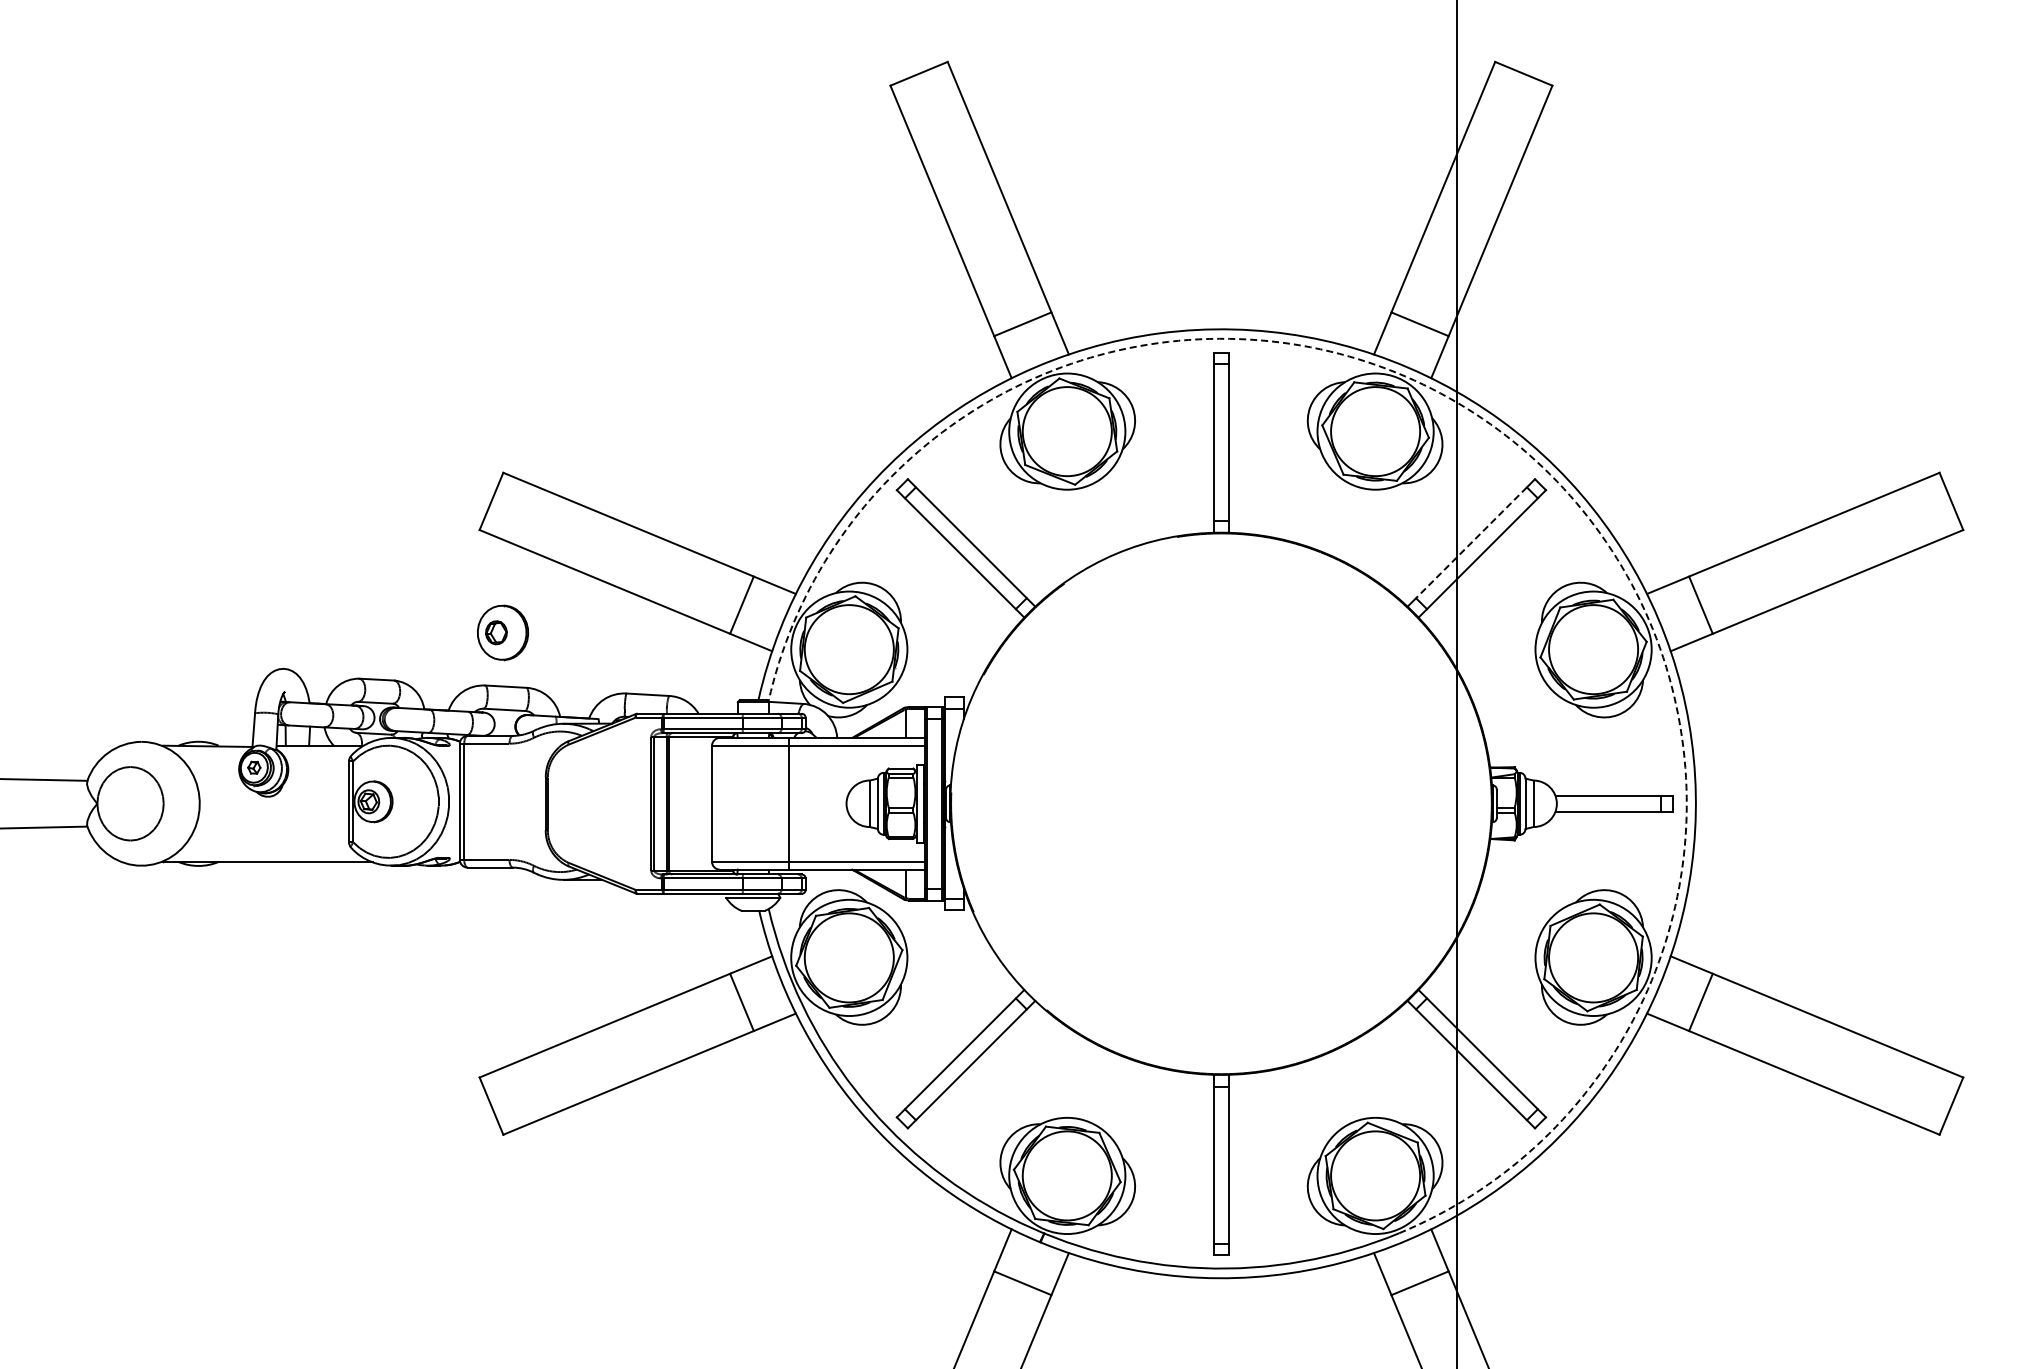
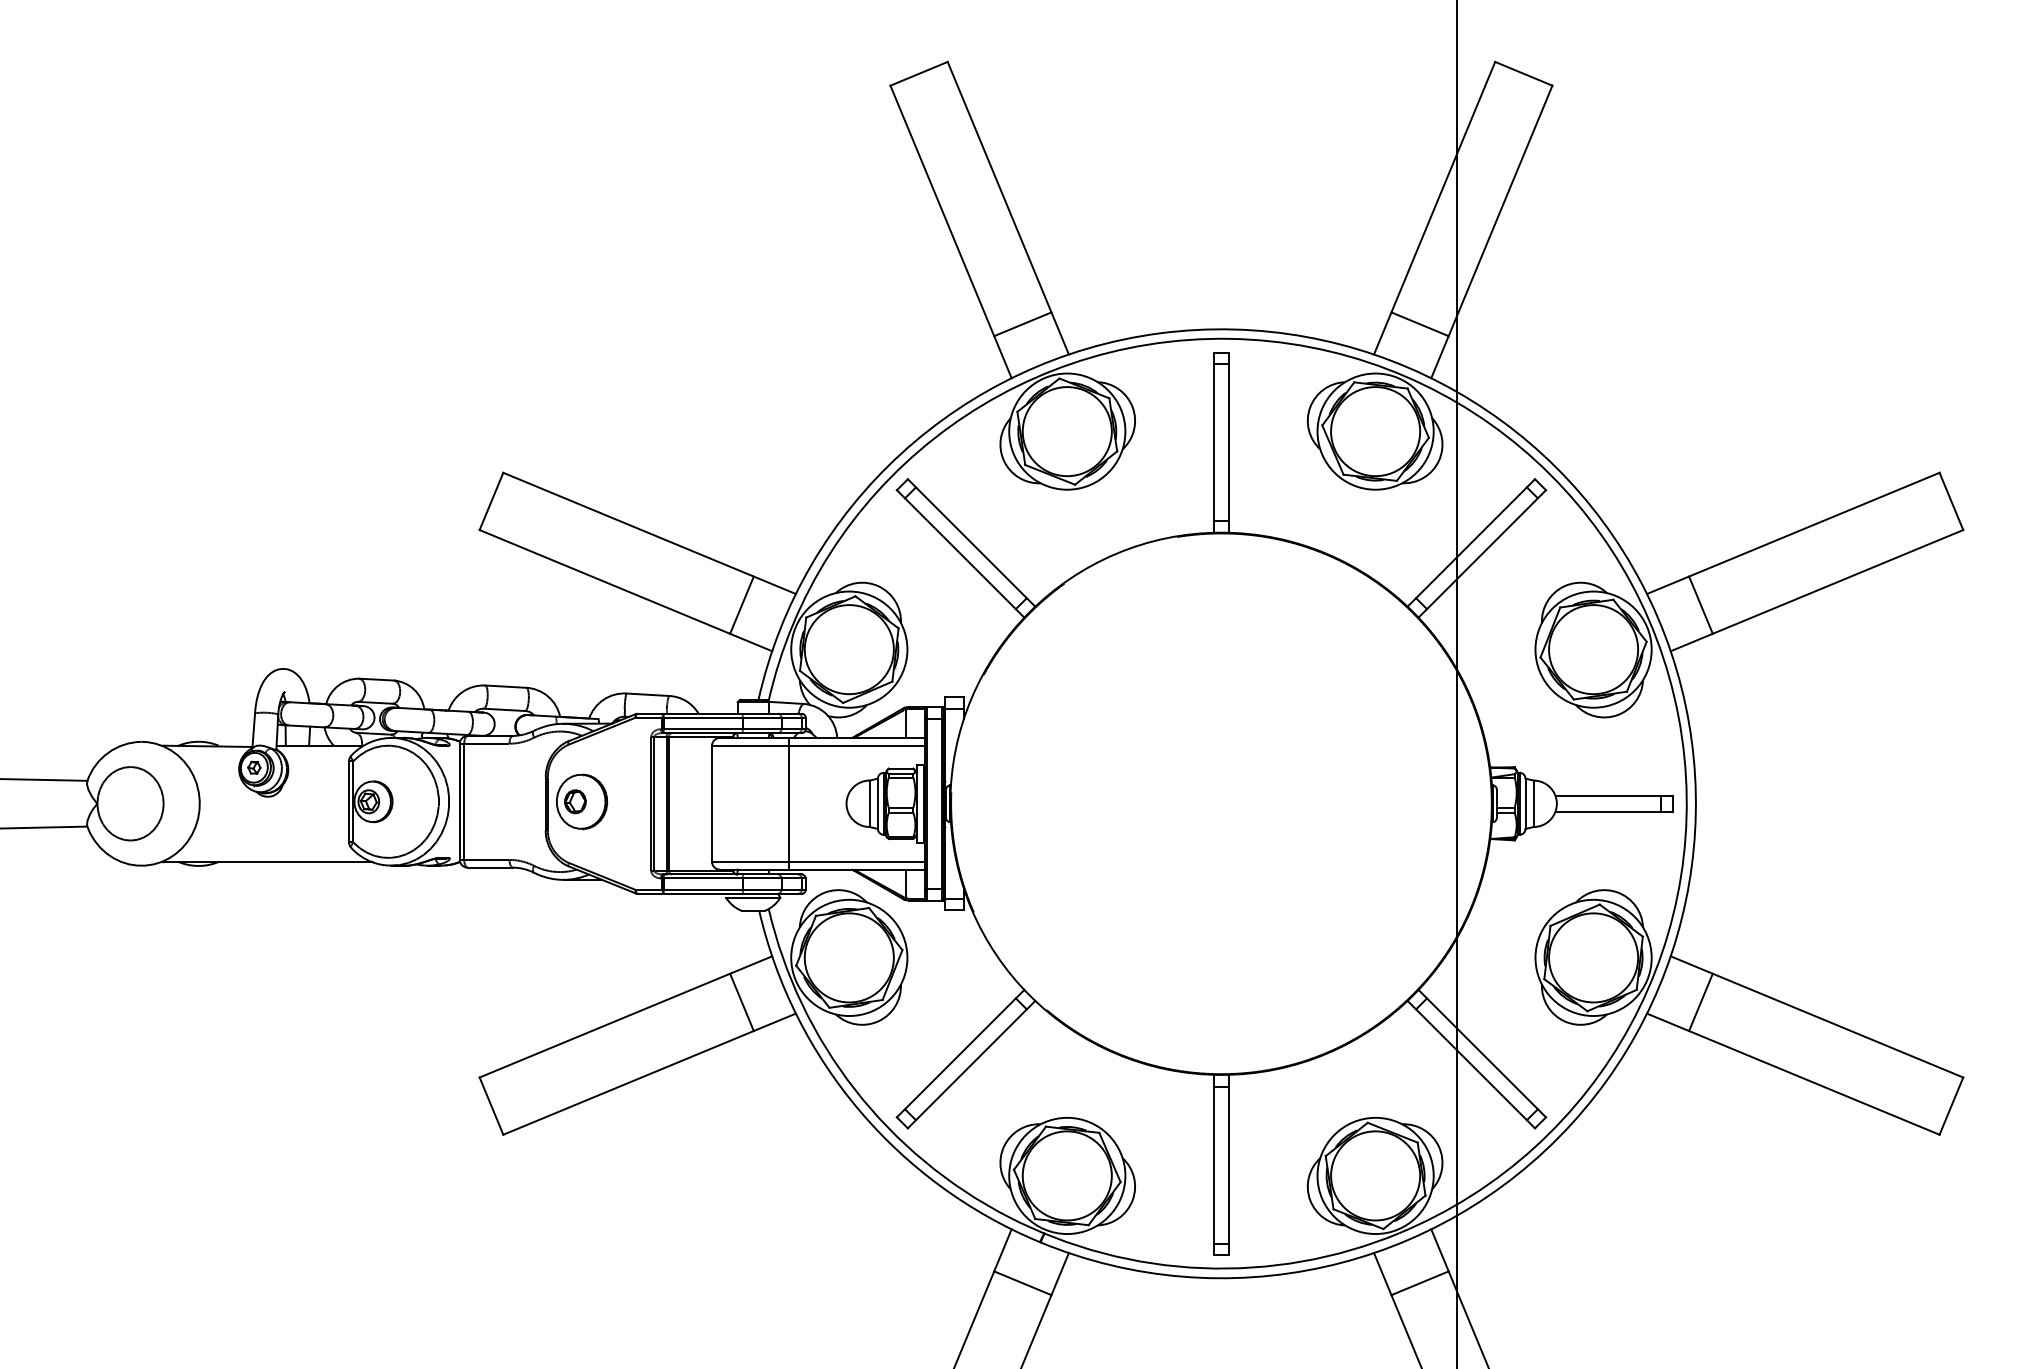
arc: dashed -> solid (1521, 448)
line: dashed -> solid (1471, 543)
part position: (503, 632) -> (582, 801) (582, 801)
